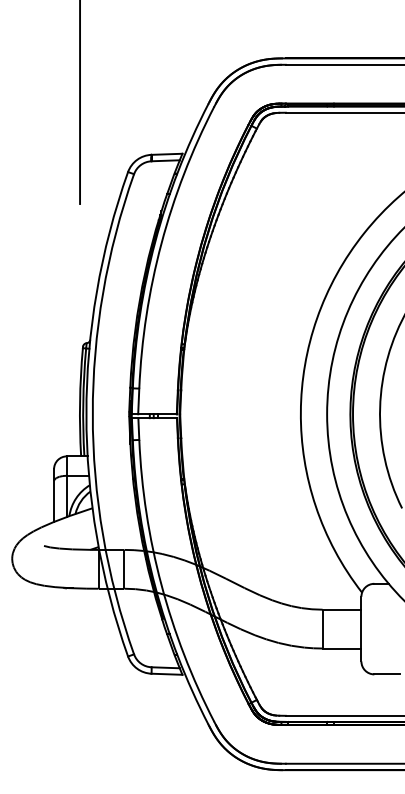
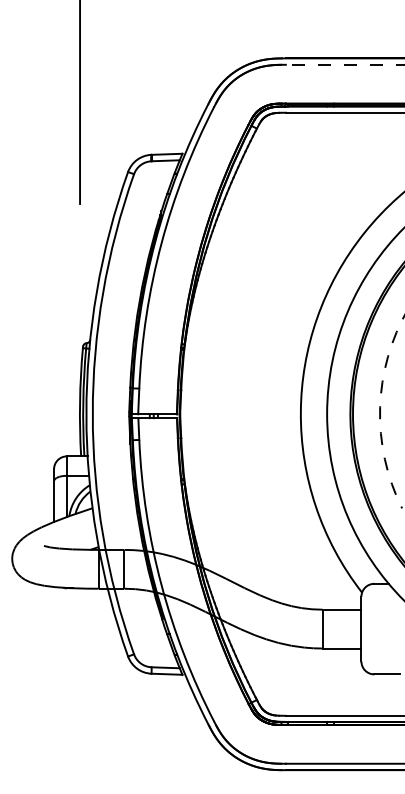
line: solid -> dashed (344, 64)
arc: solid -> dashed (380, 411)
